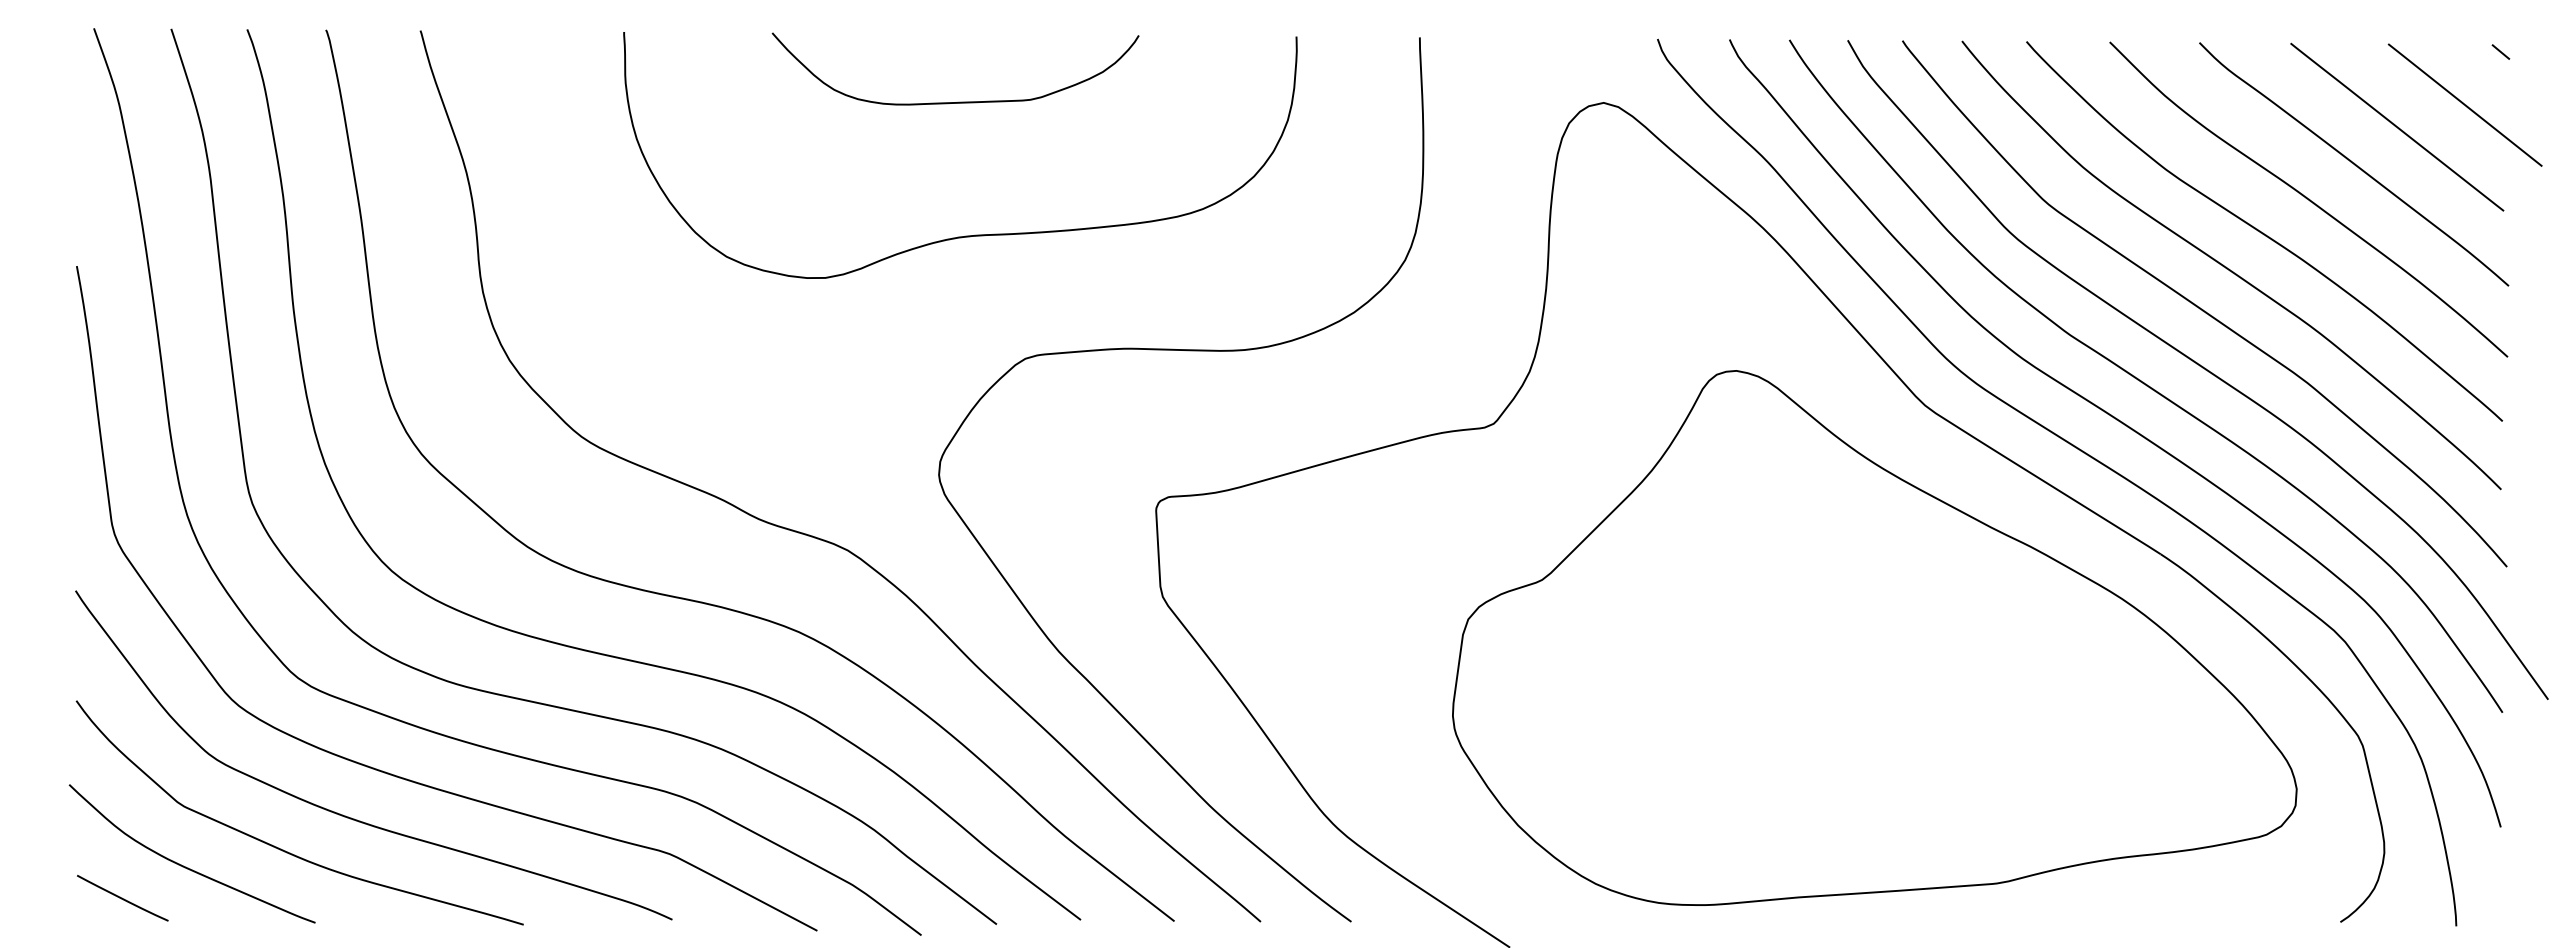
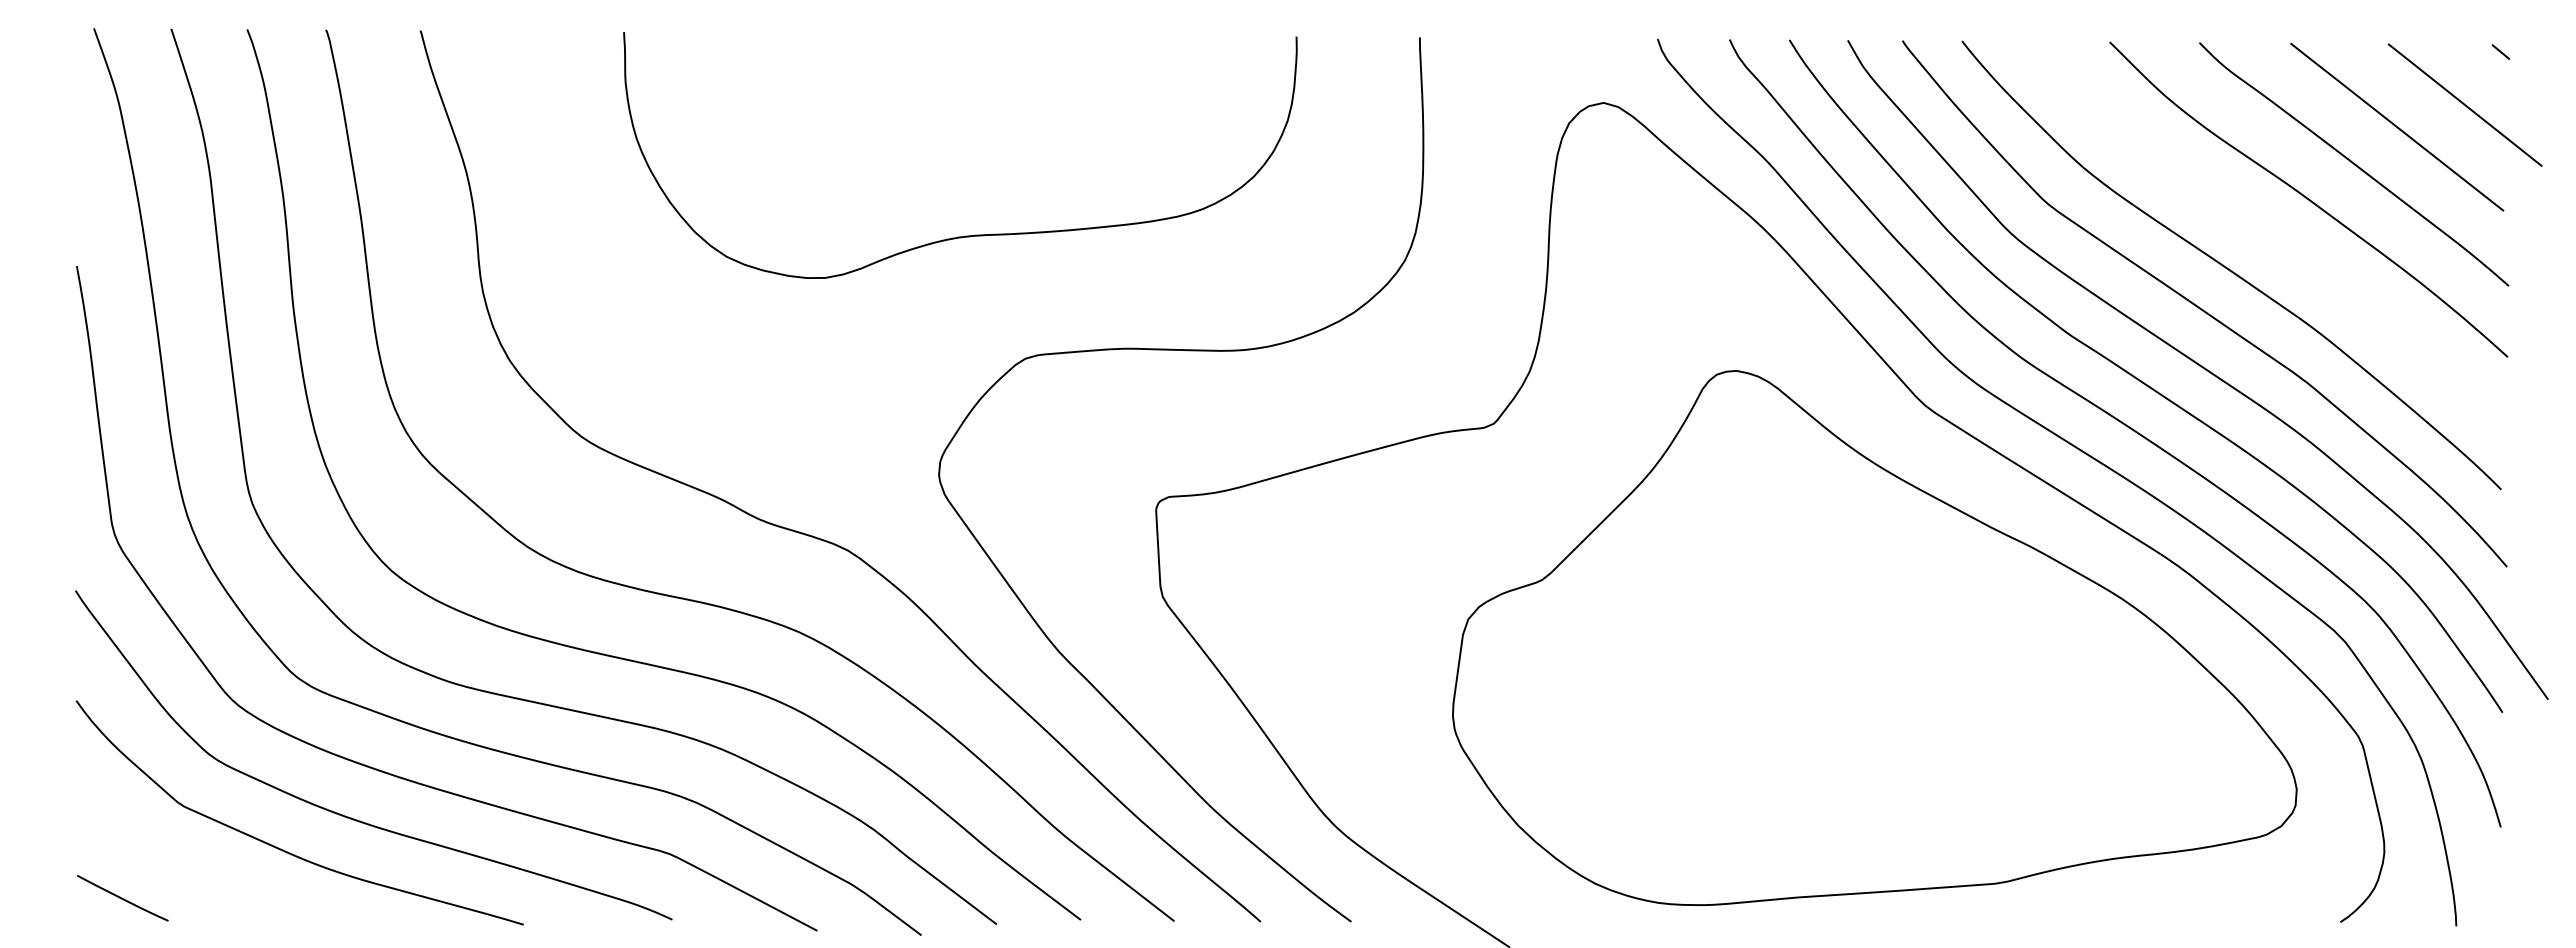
curve: present -> none (958, 101)
curve: present -> none (2263, 232)
curve: present -> none (185, 866)
